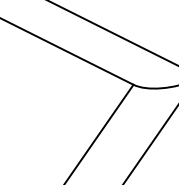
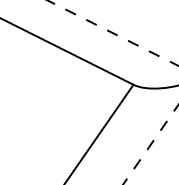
line: solid -> dashed (112, 33)
line: solid -> dashed (150, 144)
